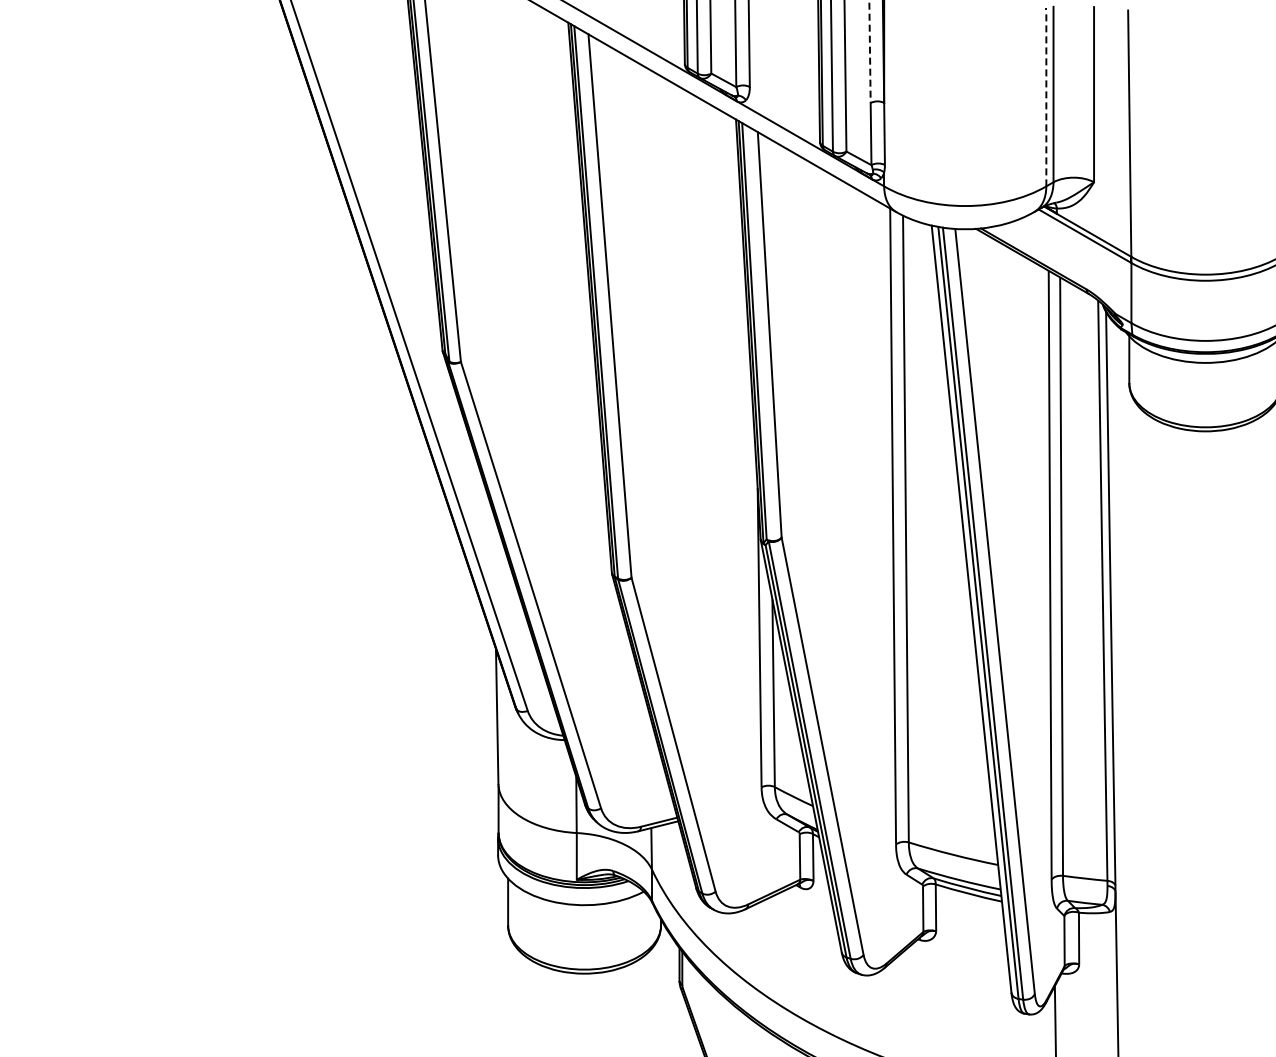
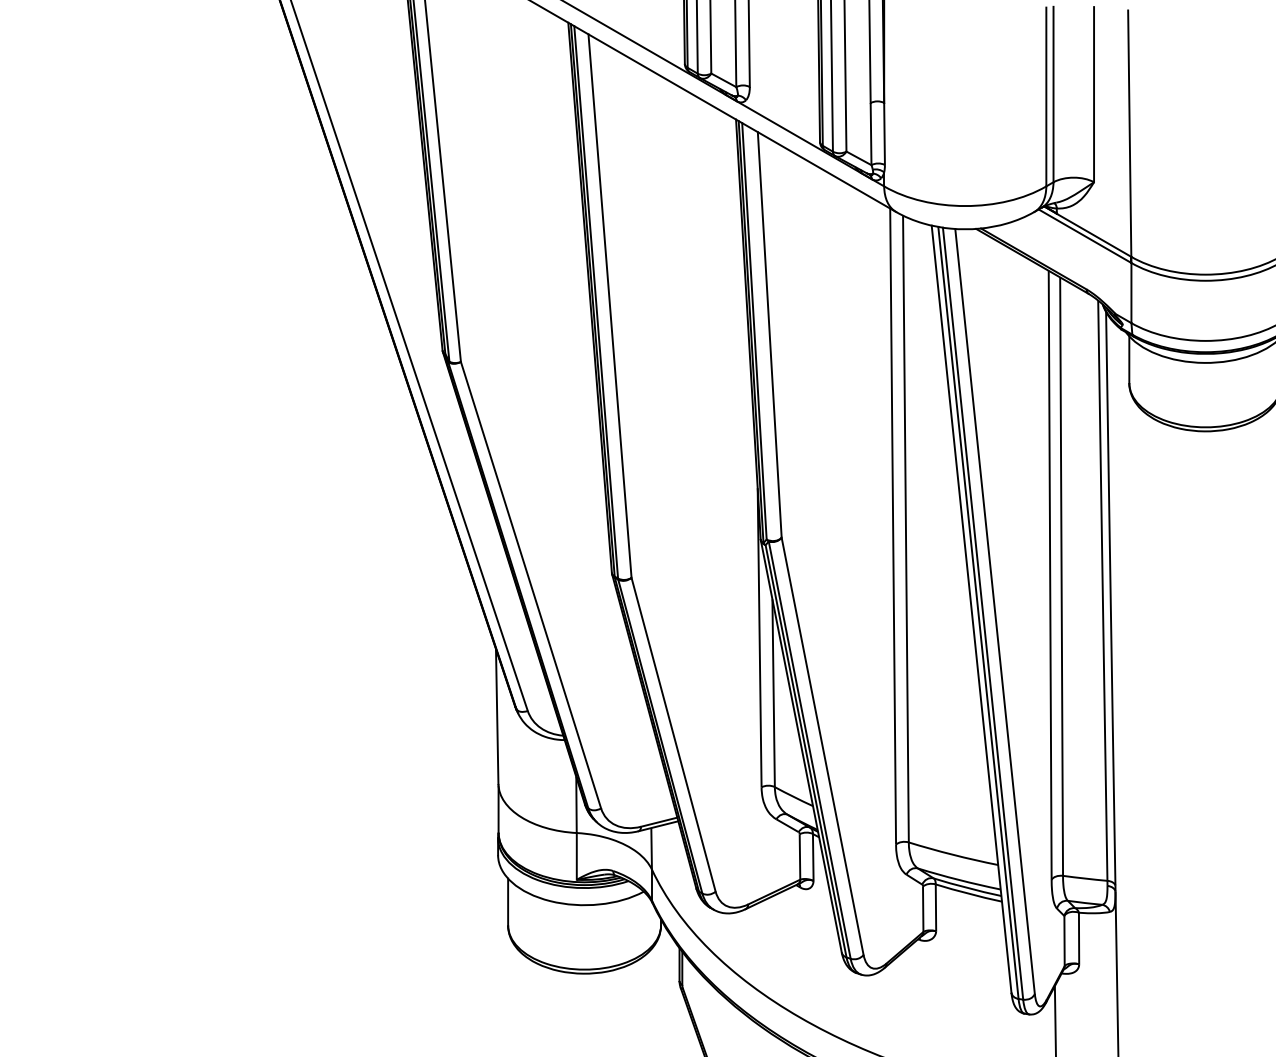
line: dashed -> solid (870, 52)
line: dashed -> solid (1046, 96)
